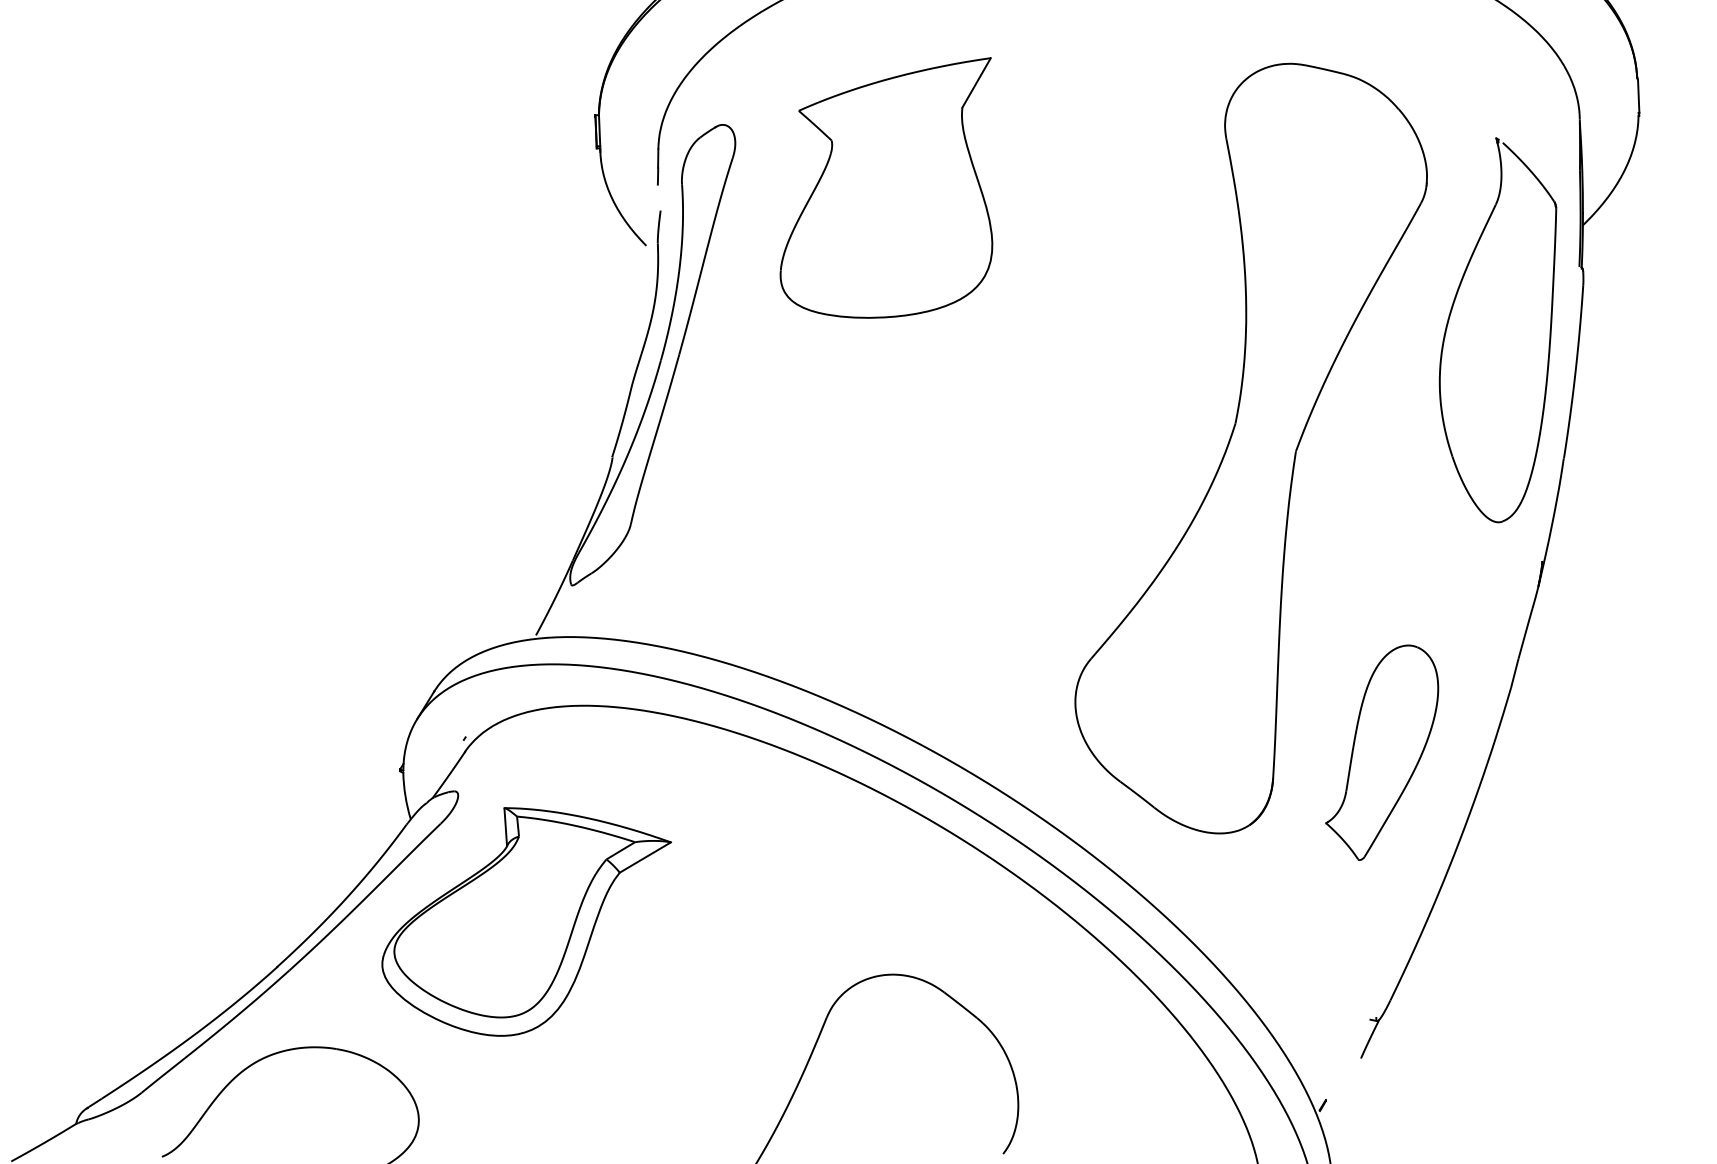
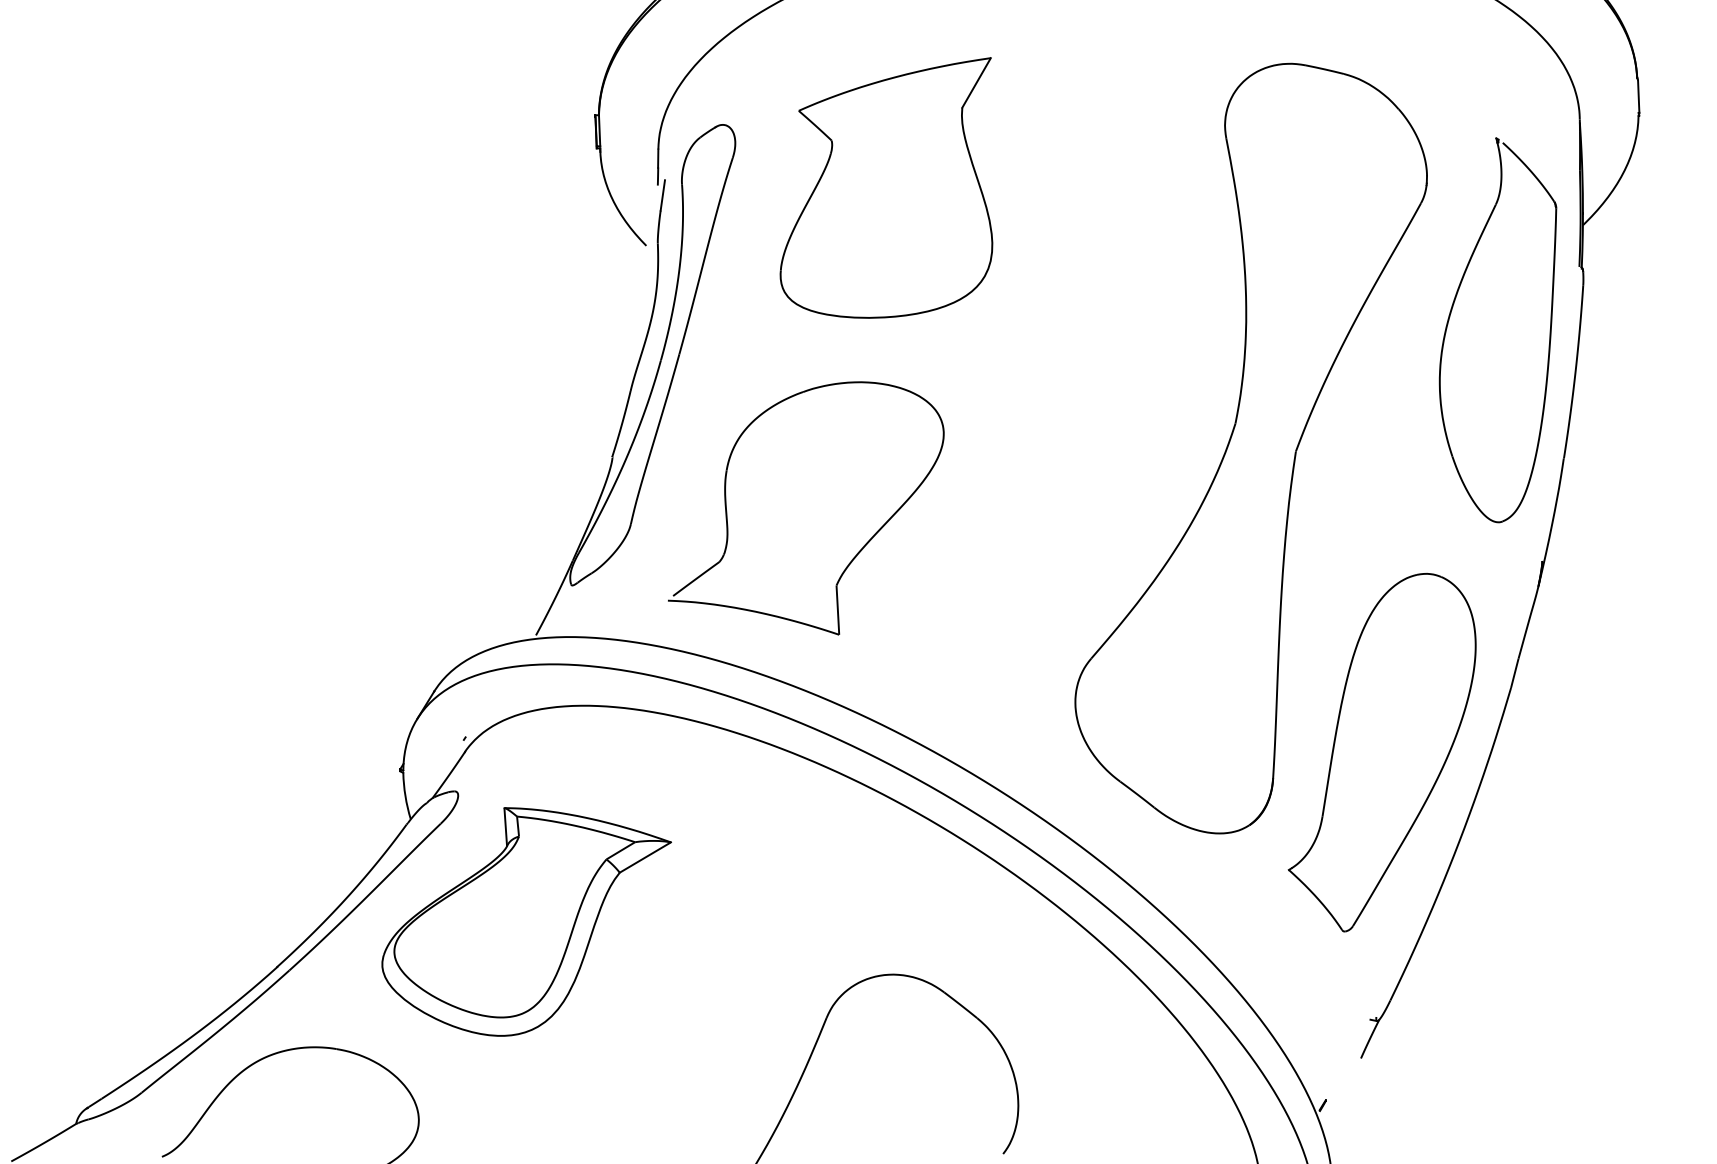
line: none -> present (662, 195)
part: none -> present (857, 552)
part size: 115x217 px -> 190x360 px (1381, 752)
